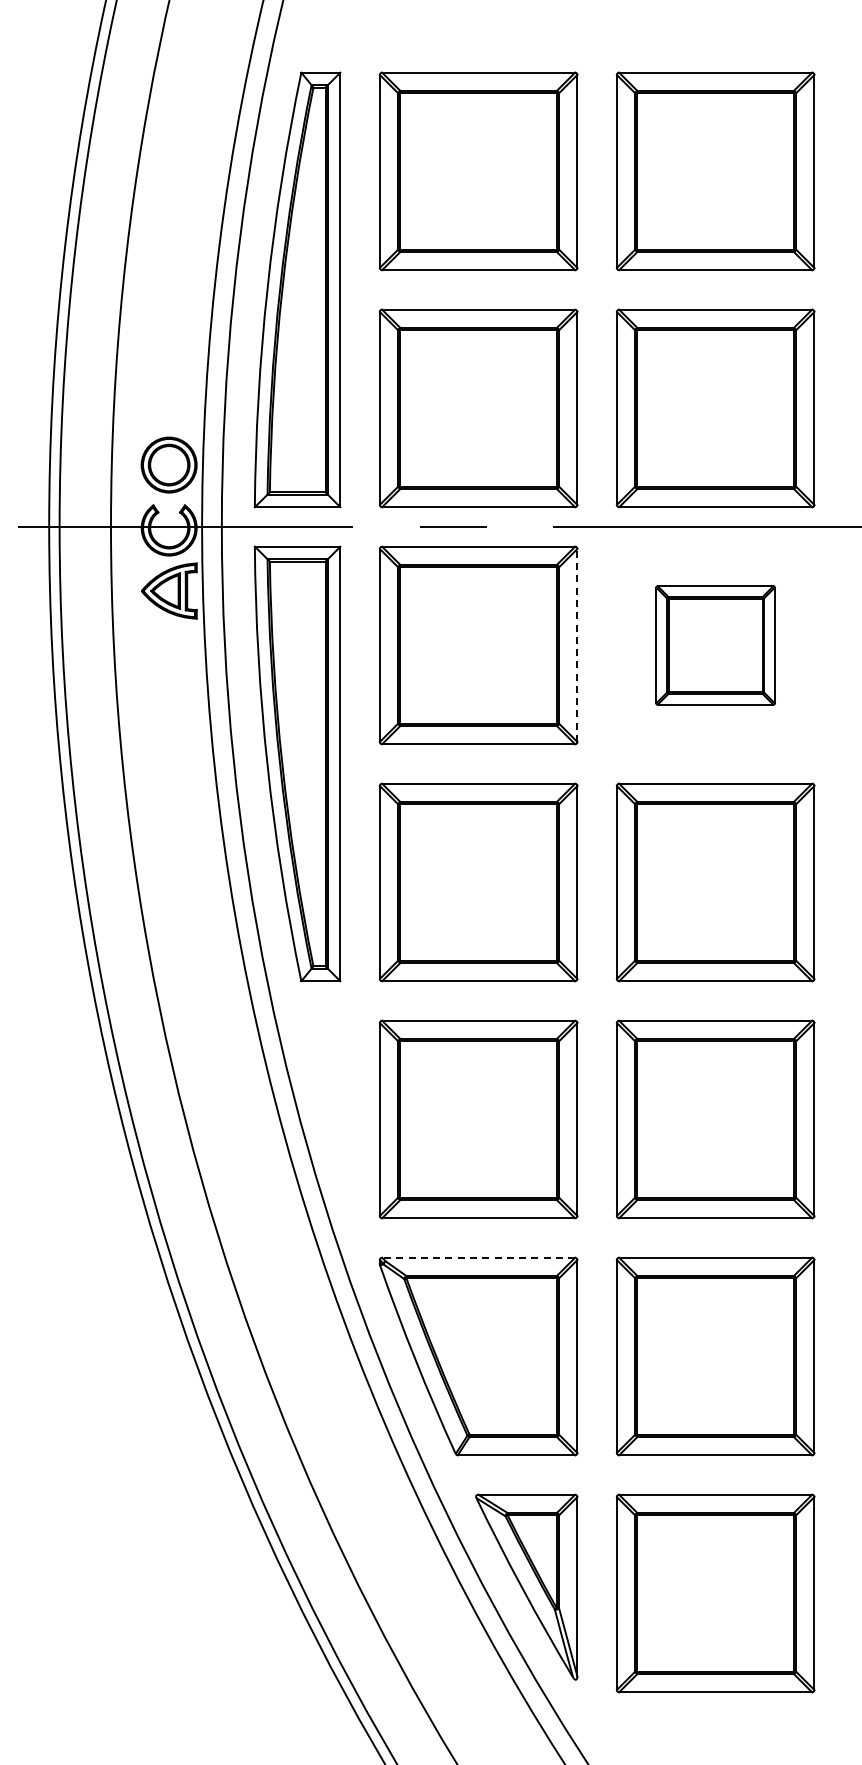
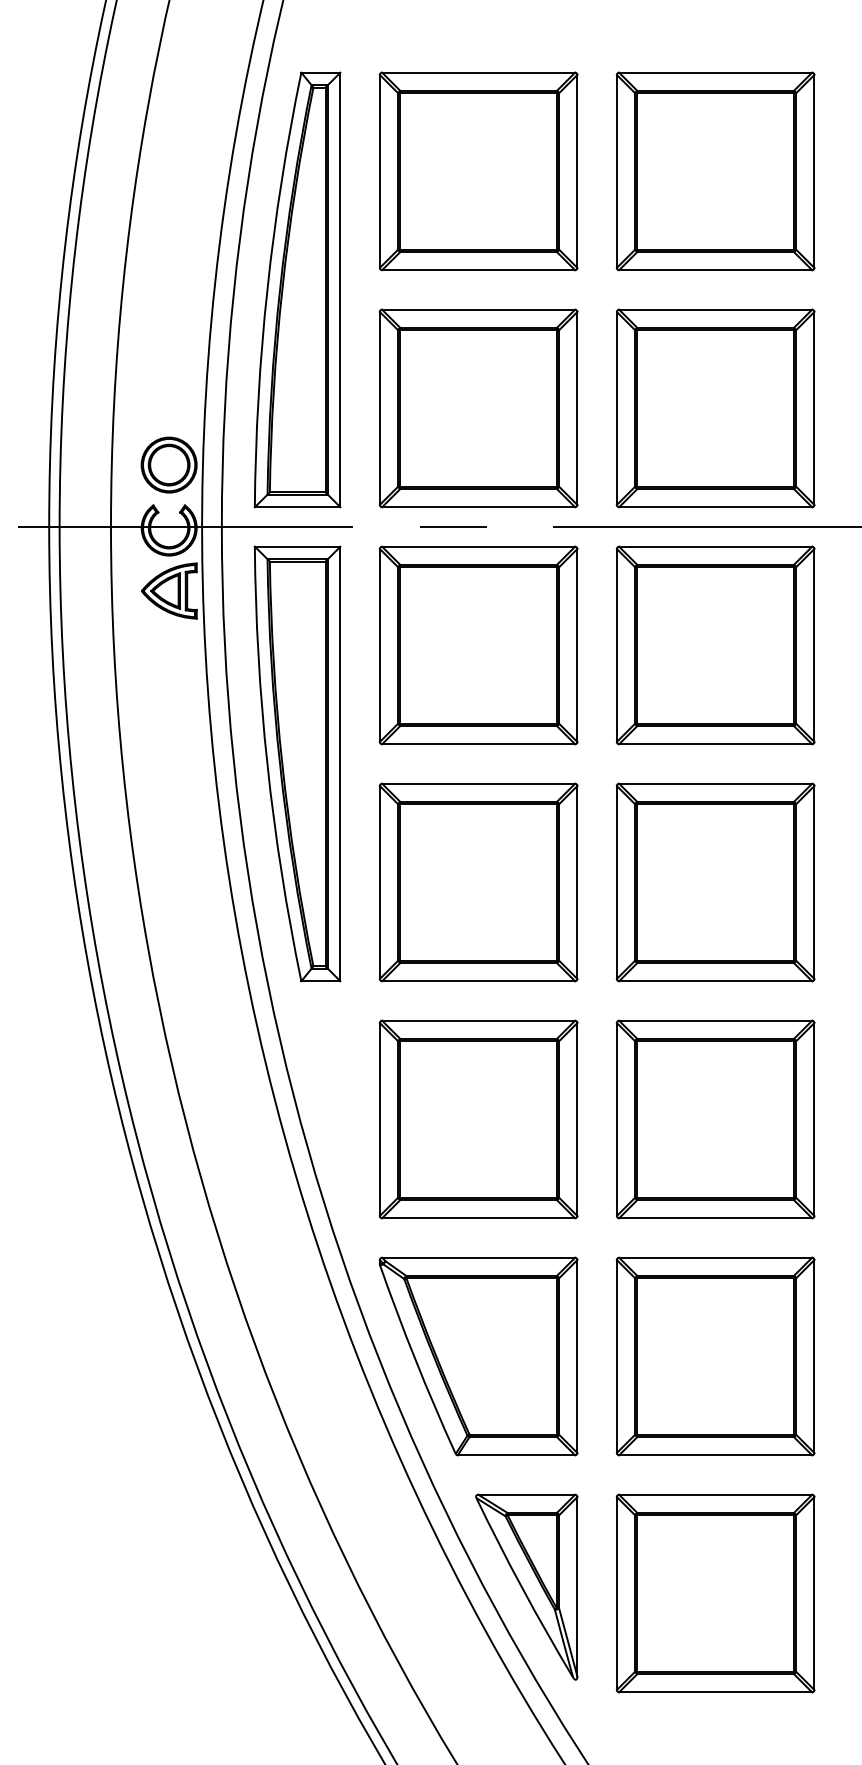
line: dashed -> solid (577, 644)
part size: 121x121 px -> 201x201 px (715, 645)
line: dashed -> solid (478, 1257)
